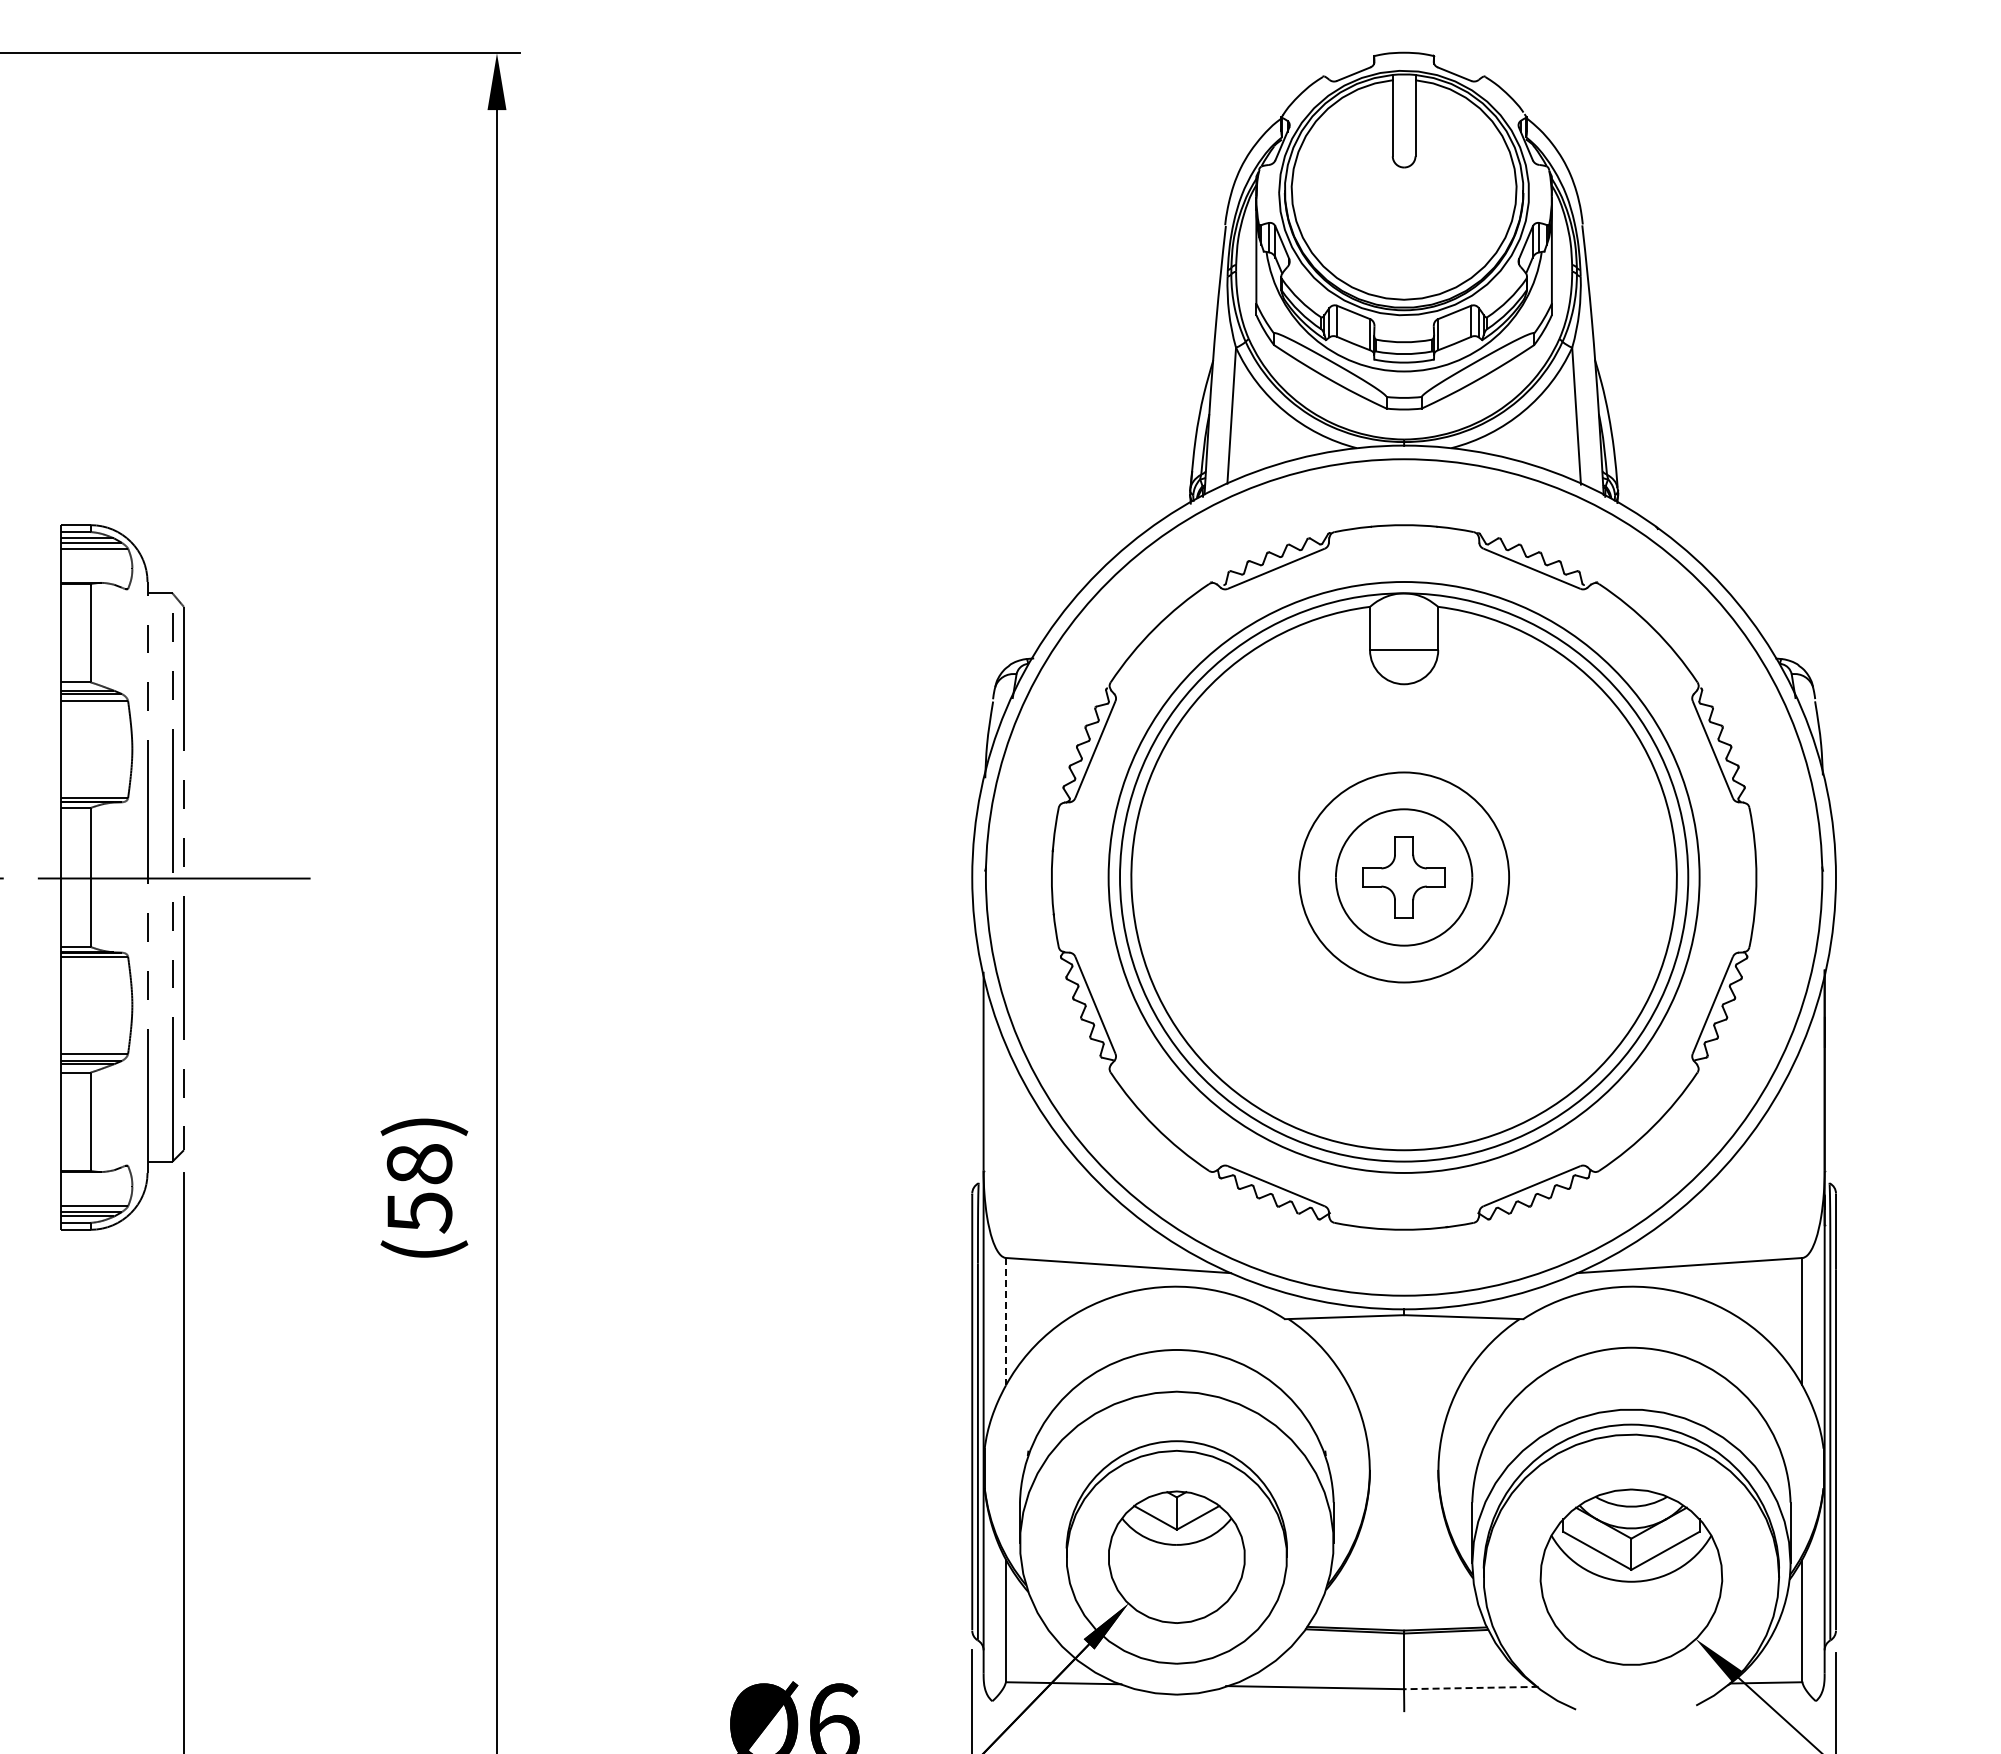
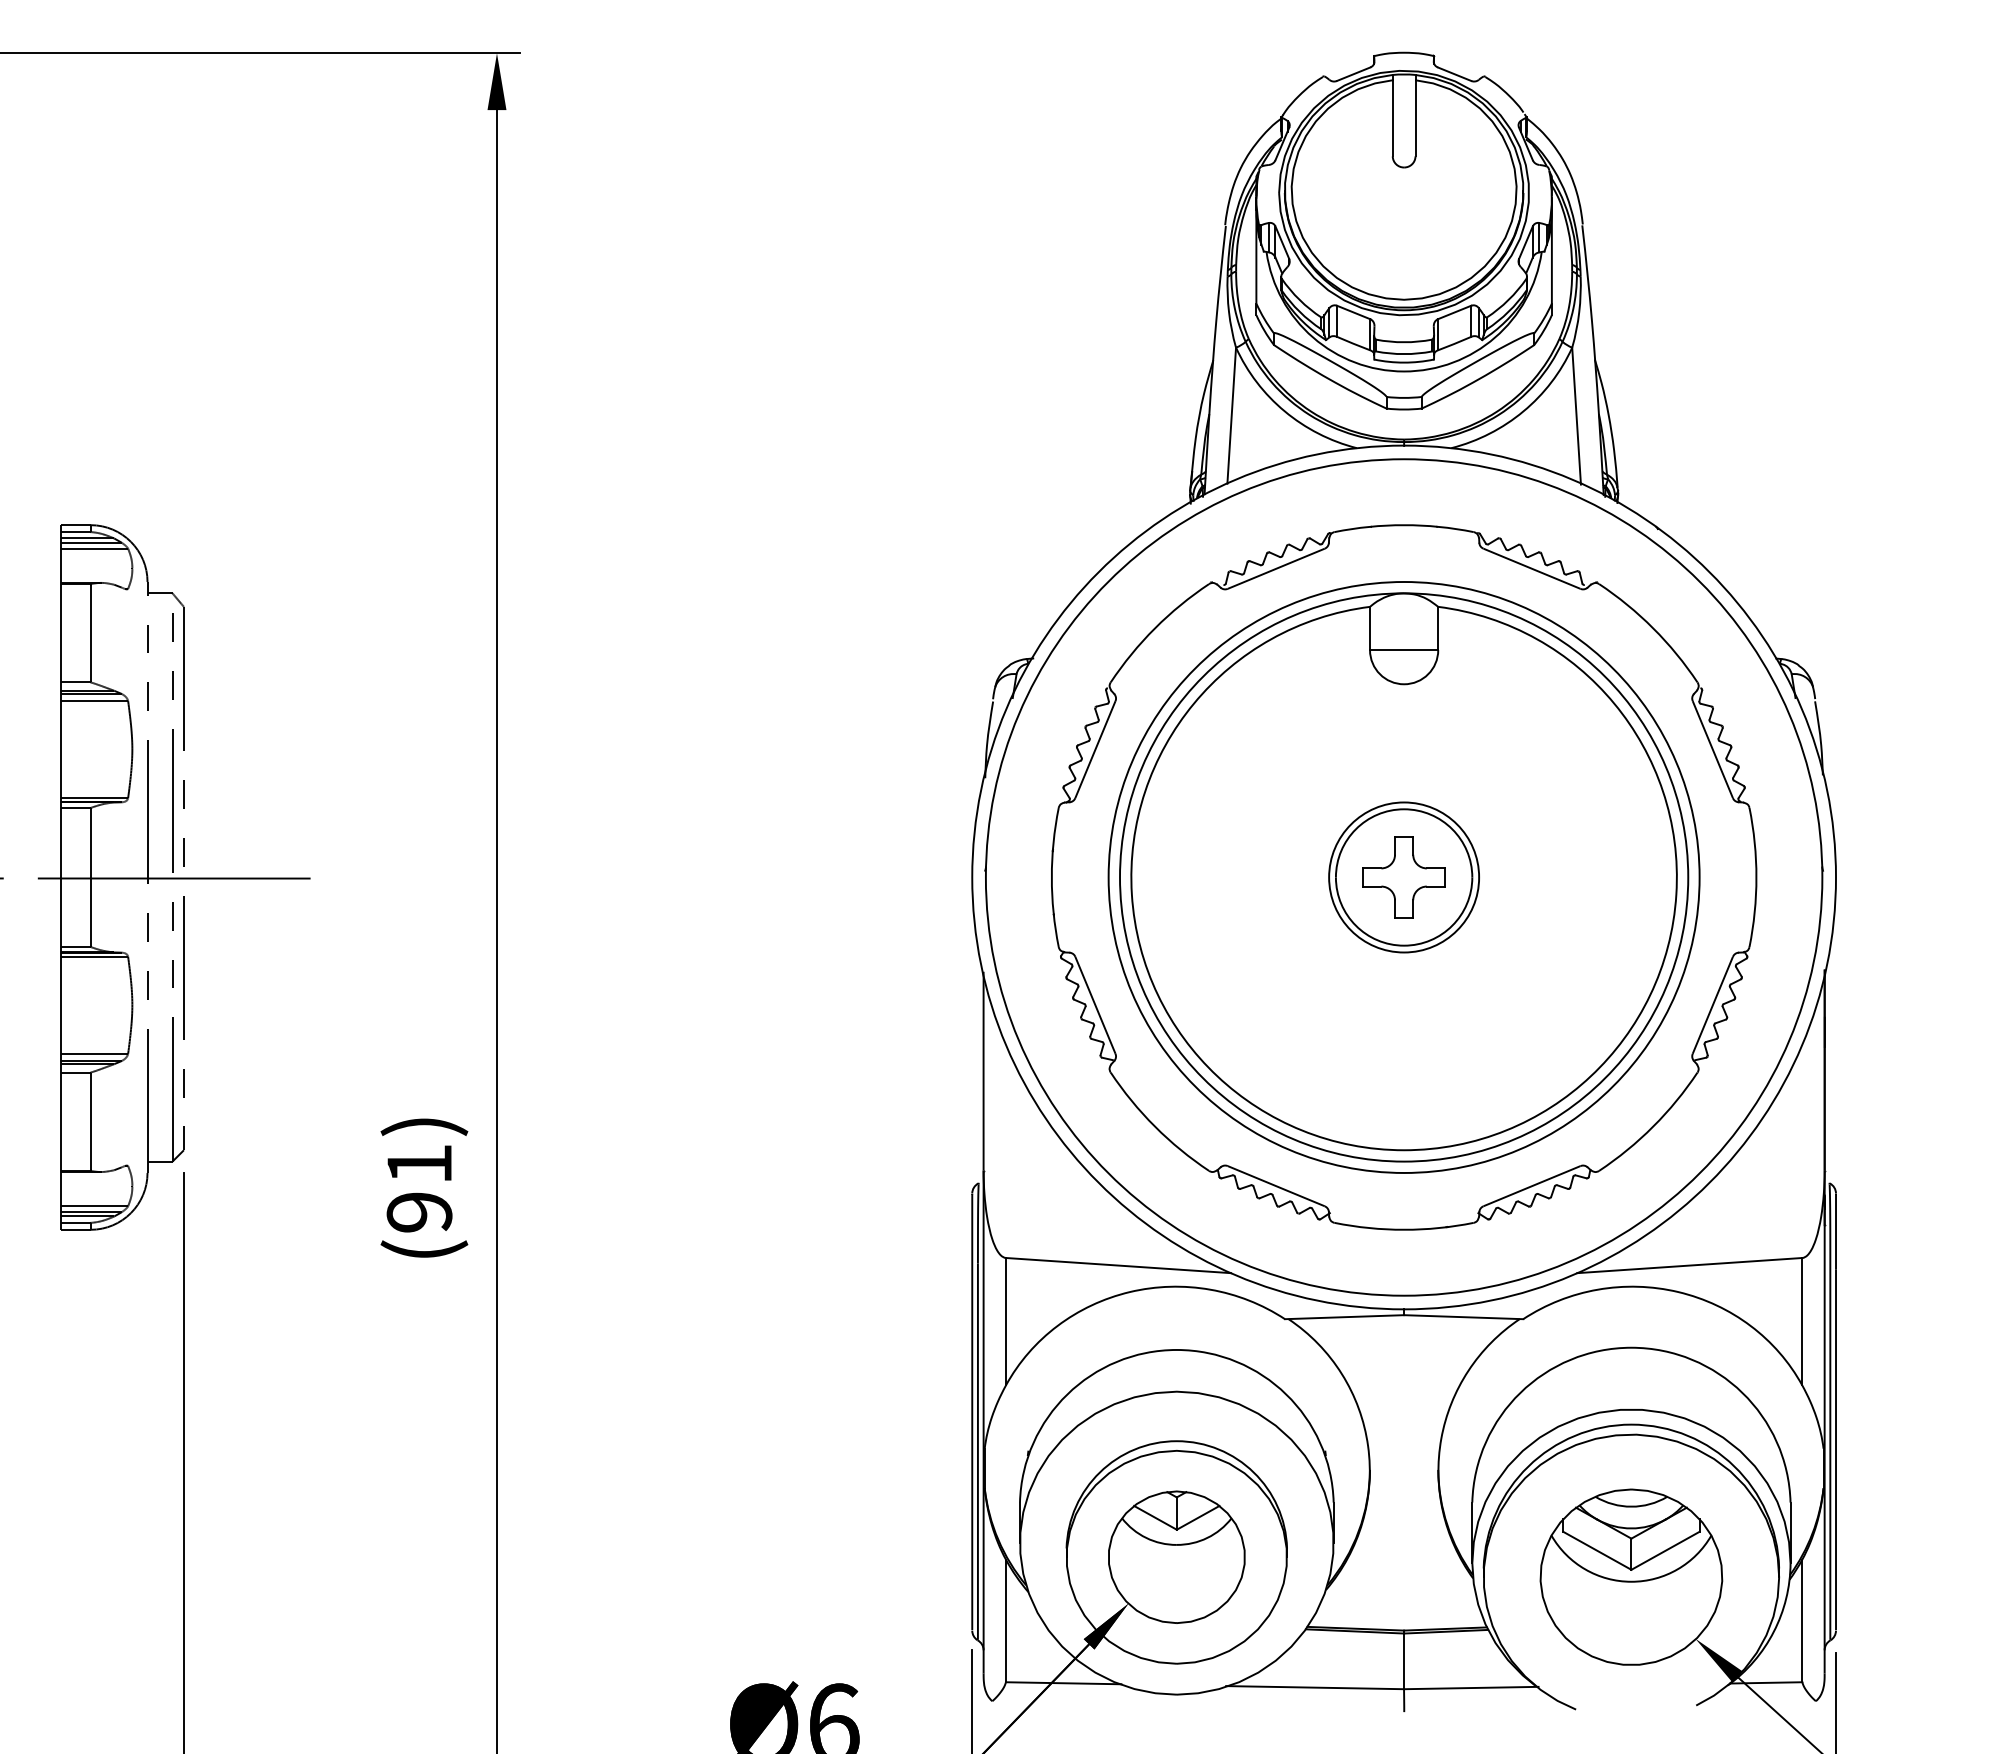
circle diameter: 210 px -> 150 px (1404, 877)
text: (58) -> (91) (419, 1188)
line: dashed -> solid (1005, 1321)
line: dashed -> solid (1470, 1688)
